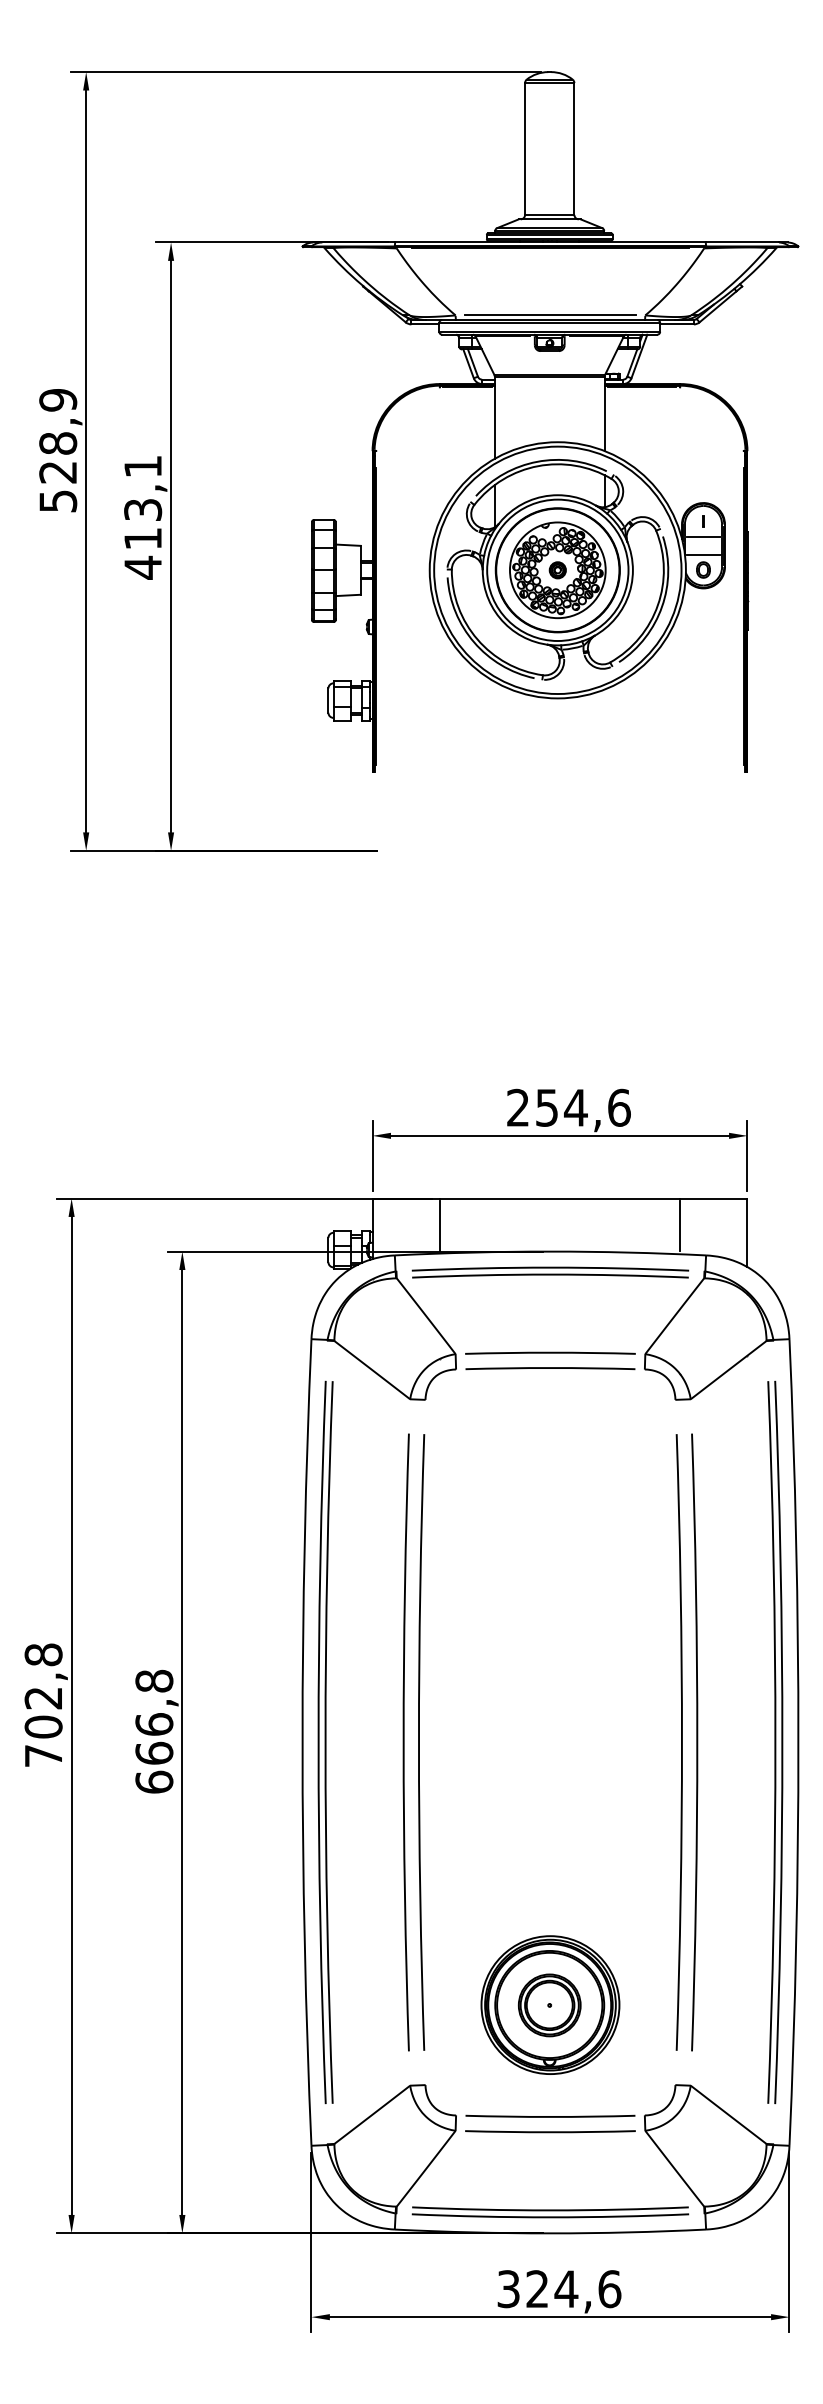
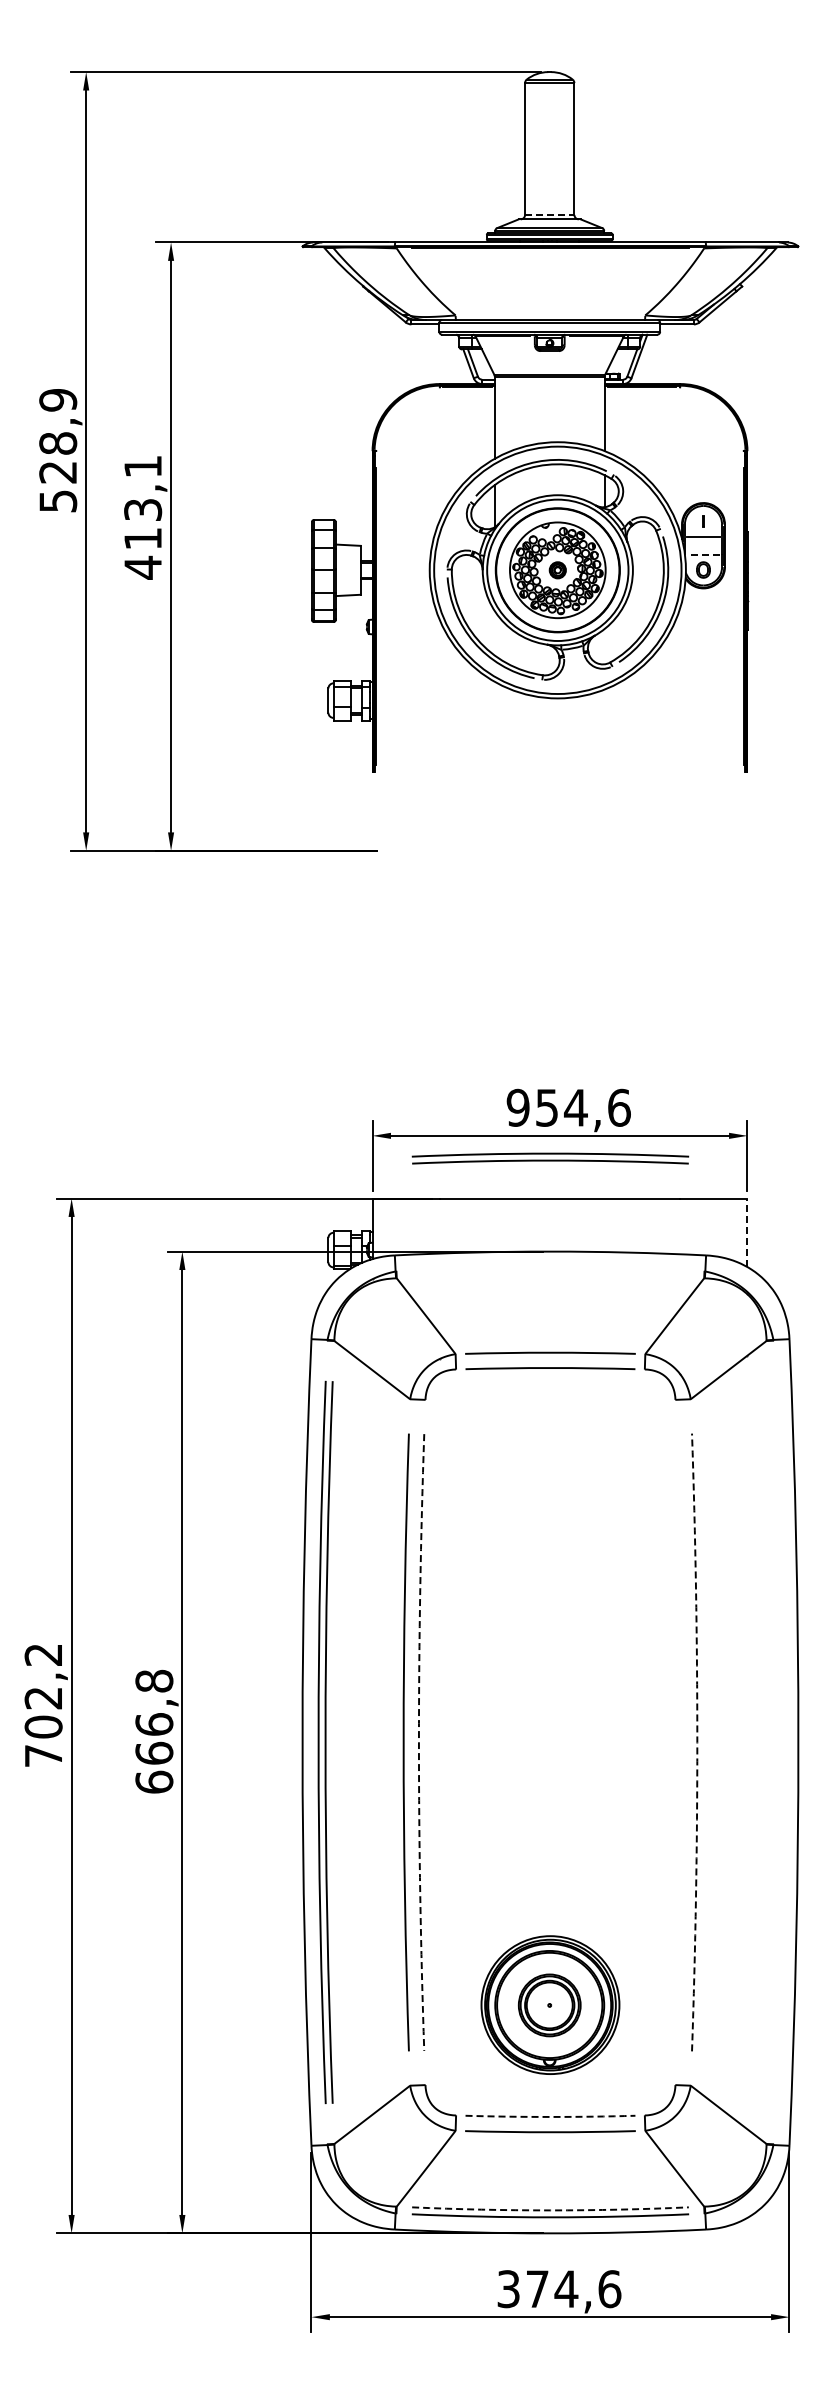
line: solid -> dashed (550, 214)
line: present -> none (550, 315)
line: solid -> dashed (703, 554)
text: 254,6 -> 954,6 (517, 1107)
line: present -> none (439, 1225)
line: present -> none (680, 1226)
line: solid -> dashed (747, 1232)
part position: (550, 1272) -> (550, 1158) (550, 1158)
text: 702,8 -> 702,2 (43, 1654)
arc: solid -> dashed (418, 1742)
arc: present -> none (681, 1742)
arc: solid -> dashed (697, 1742)
part: present -> none (775, 1742)
arc: solid -> dashed (550, 2116)
arc: solid -> dashed (550, 2210)
text: 324,6 -> 374,6 (537, 2288)
